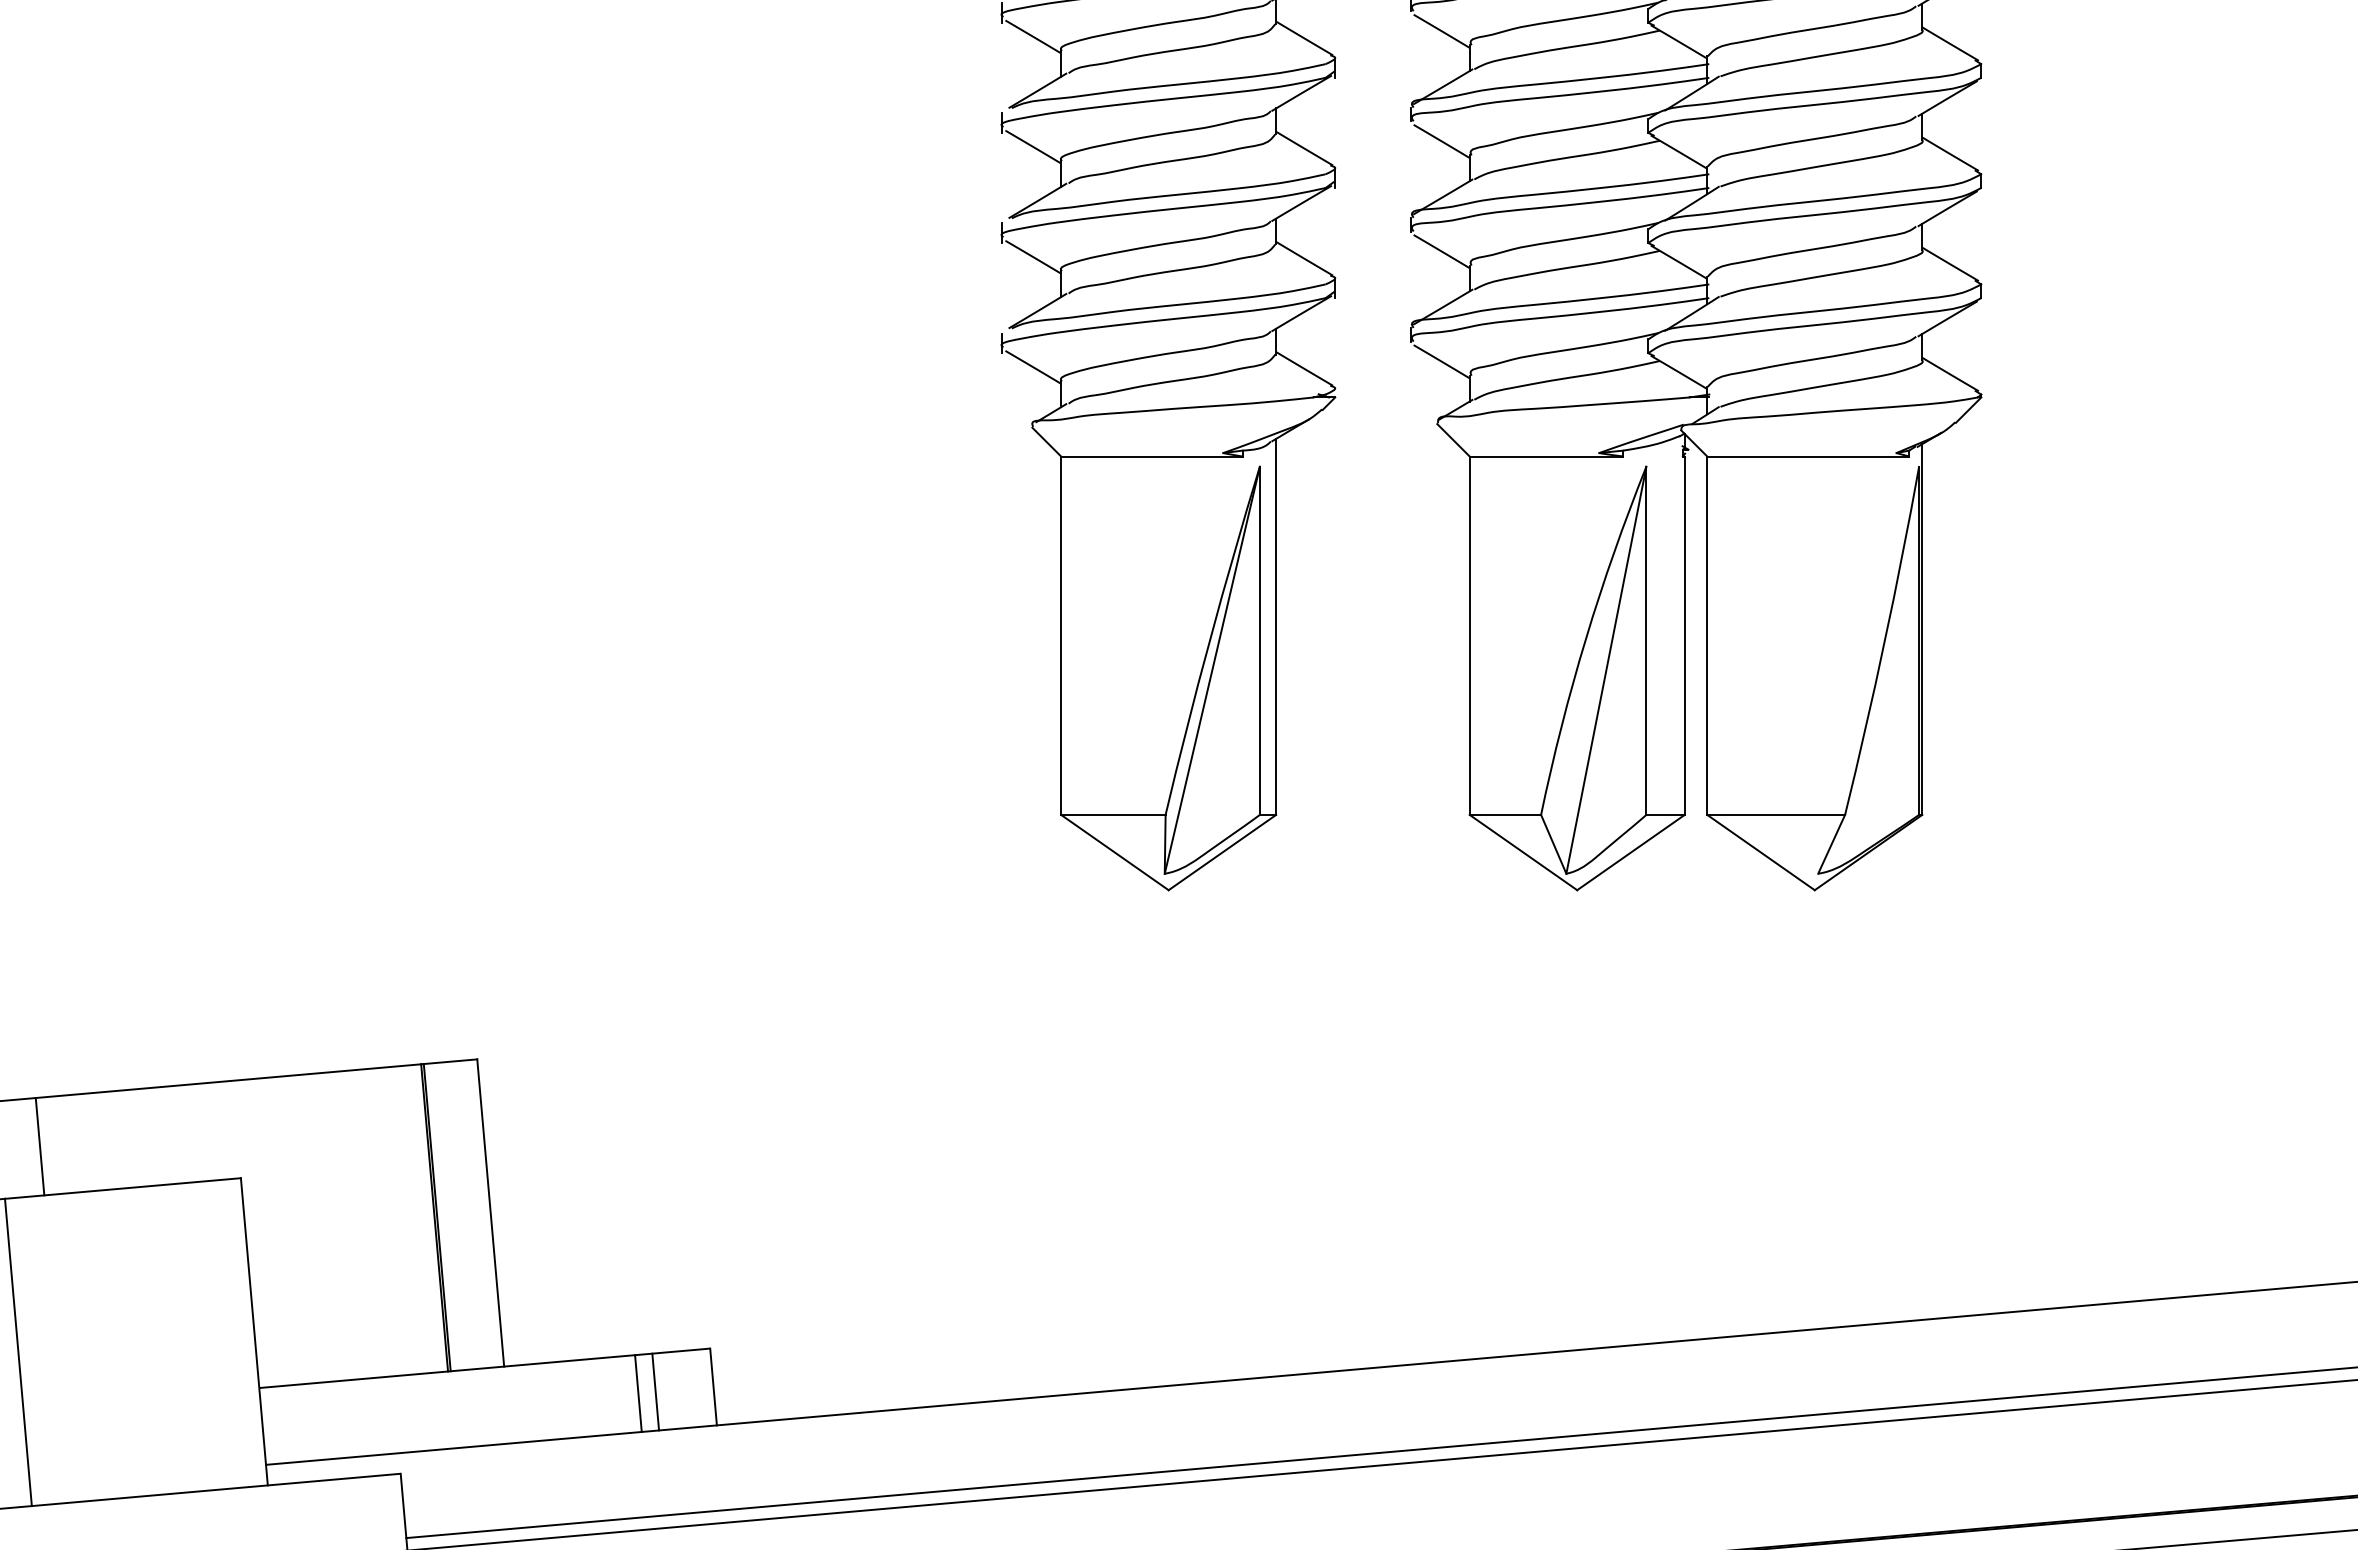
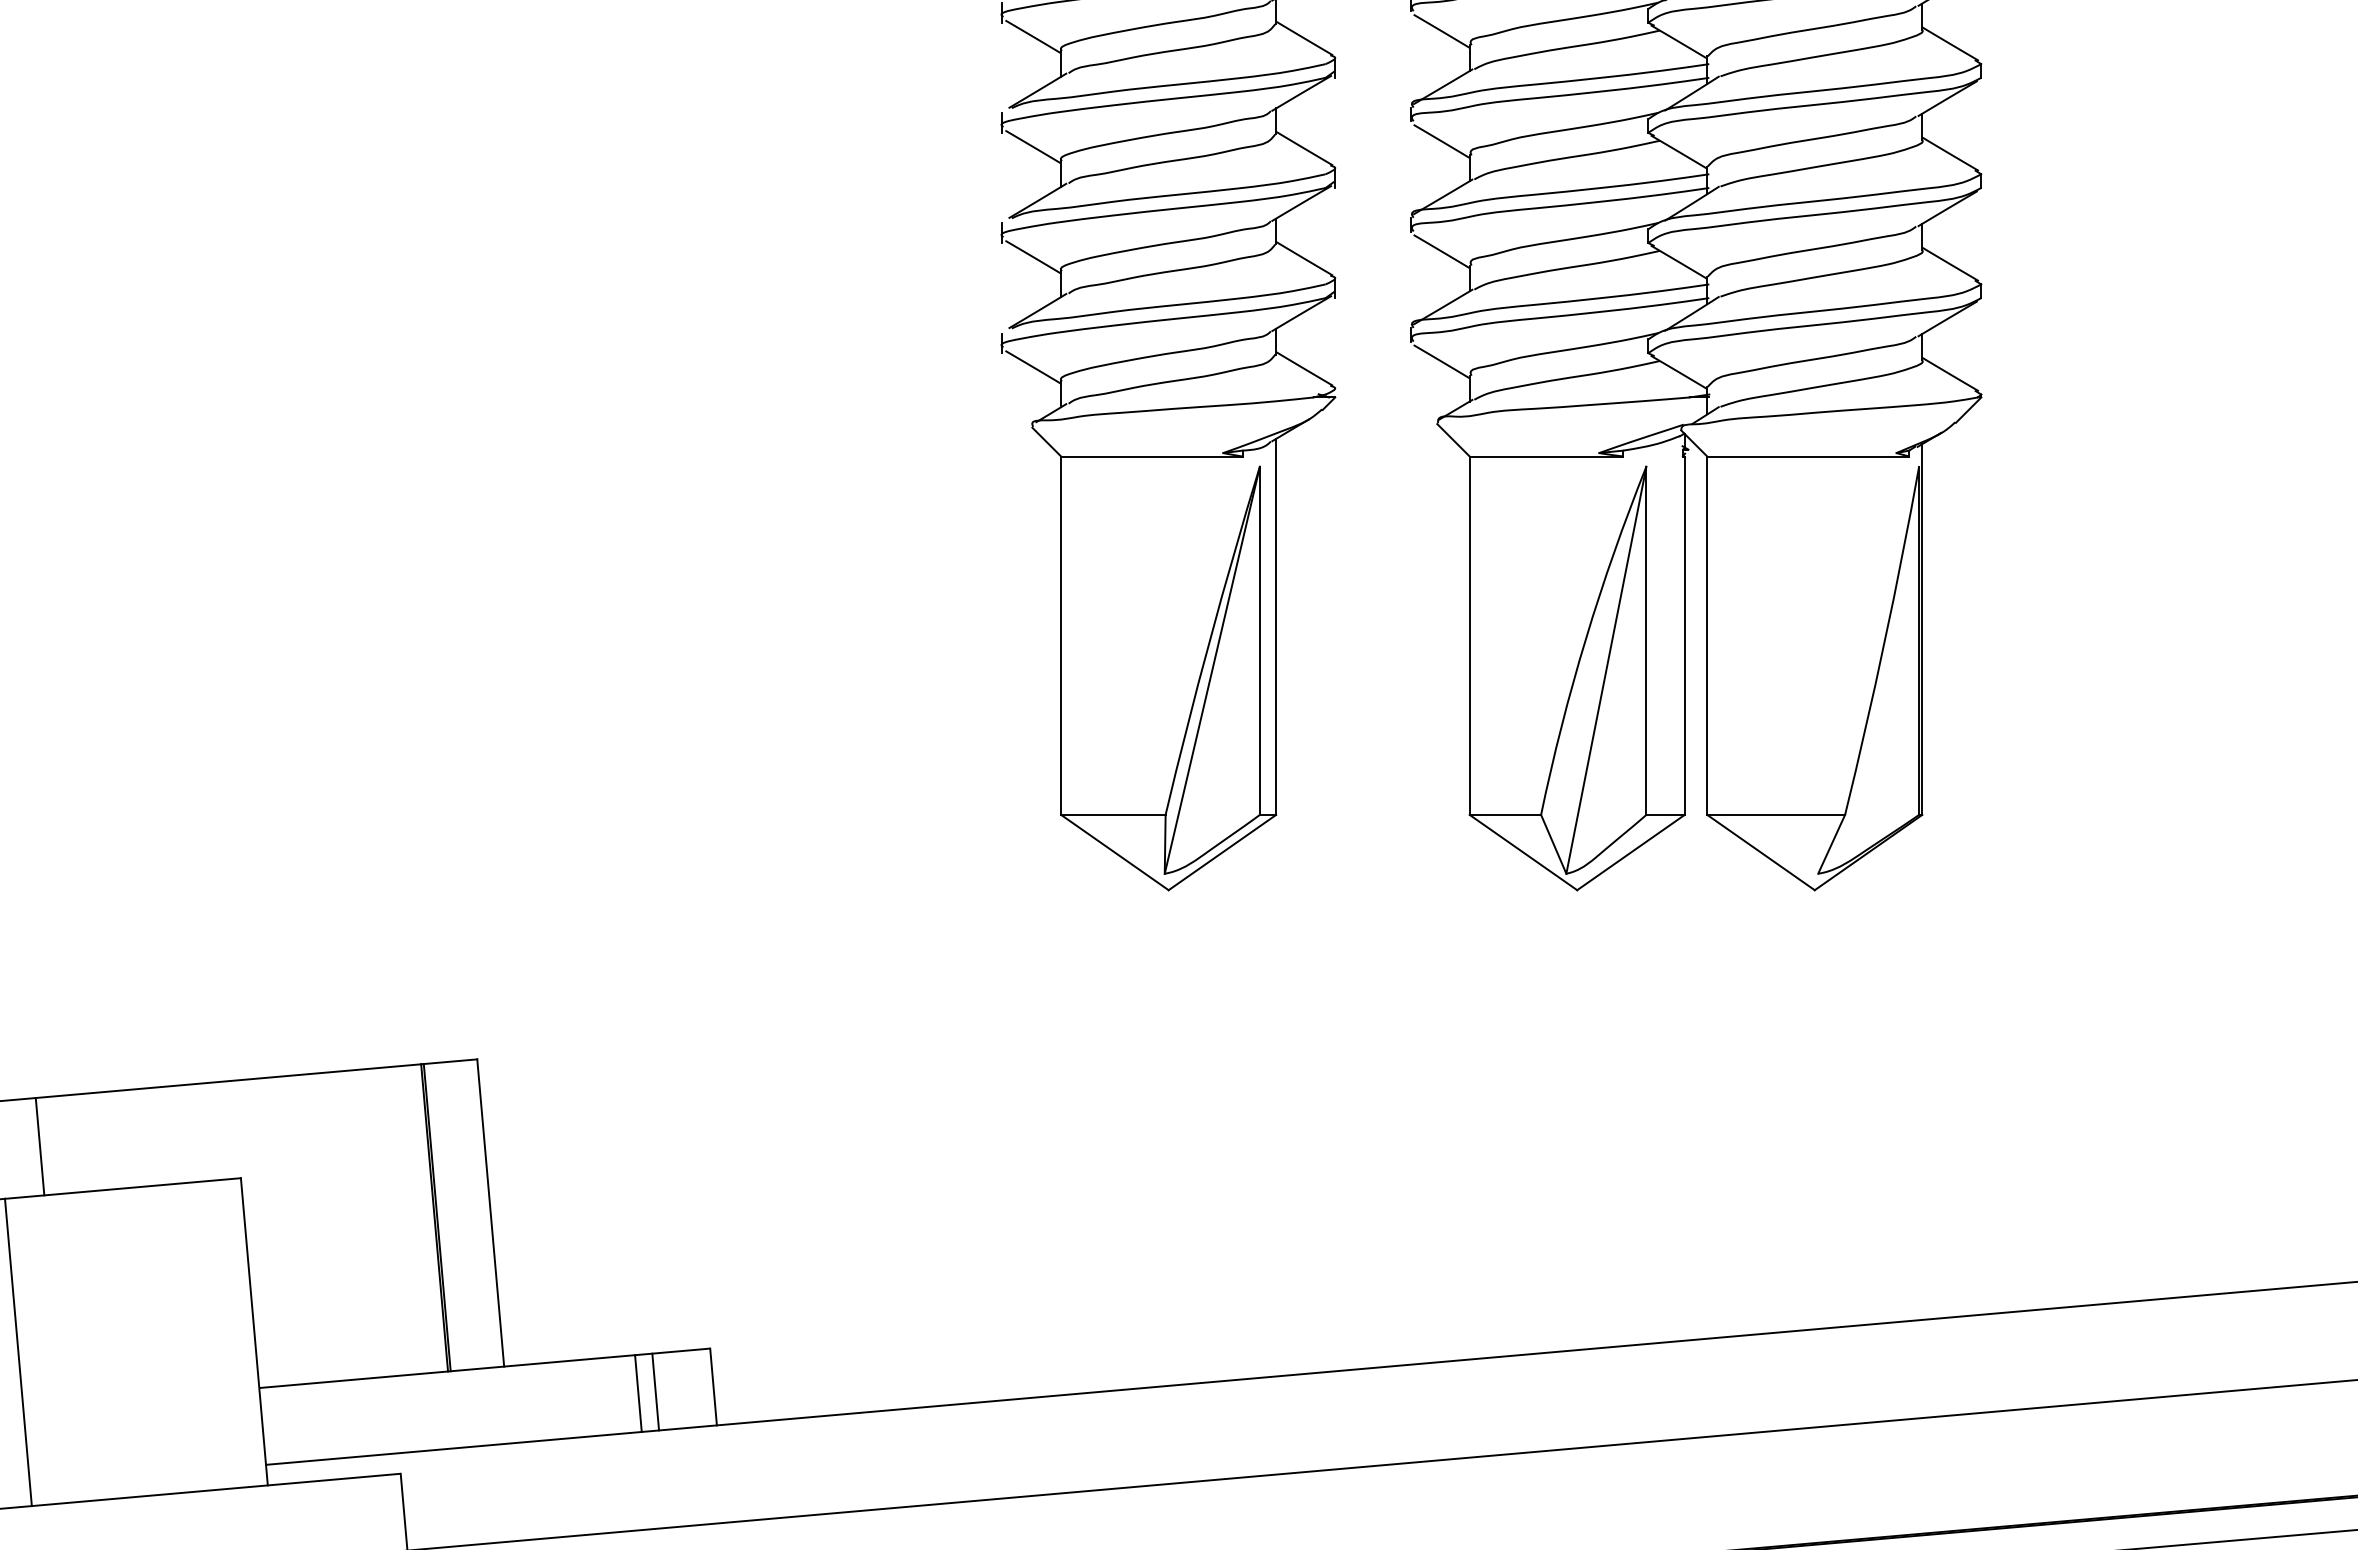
line: present -> none (1380, 1452)
